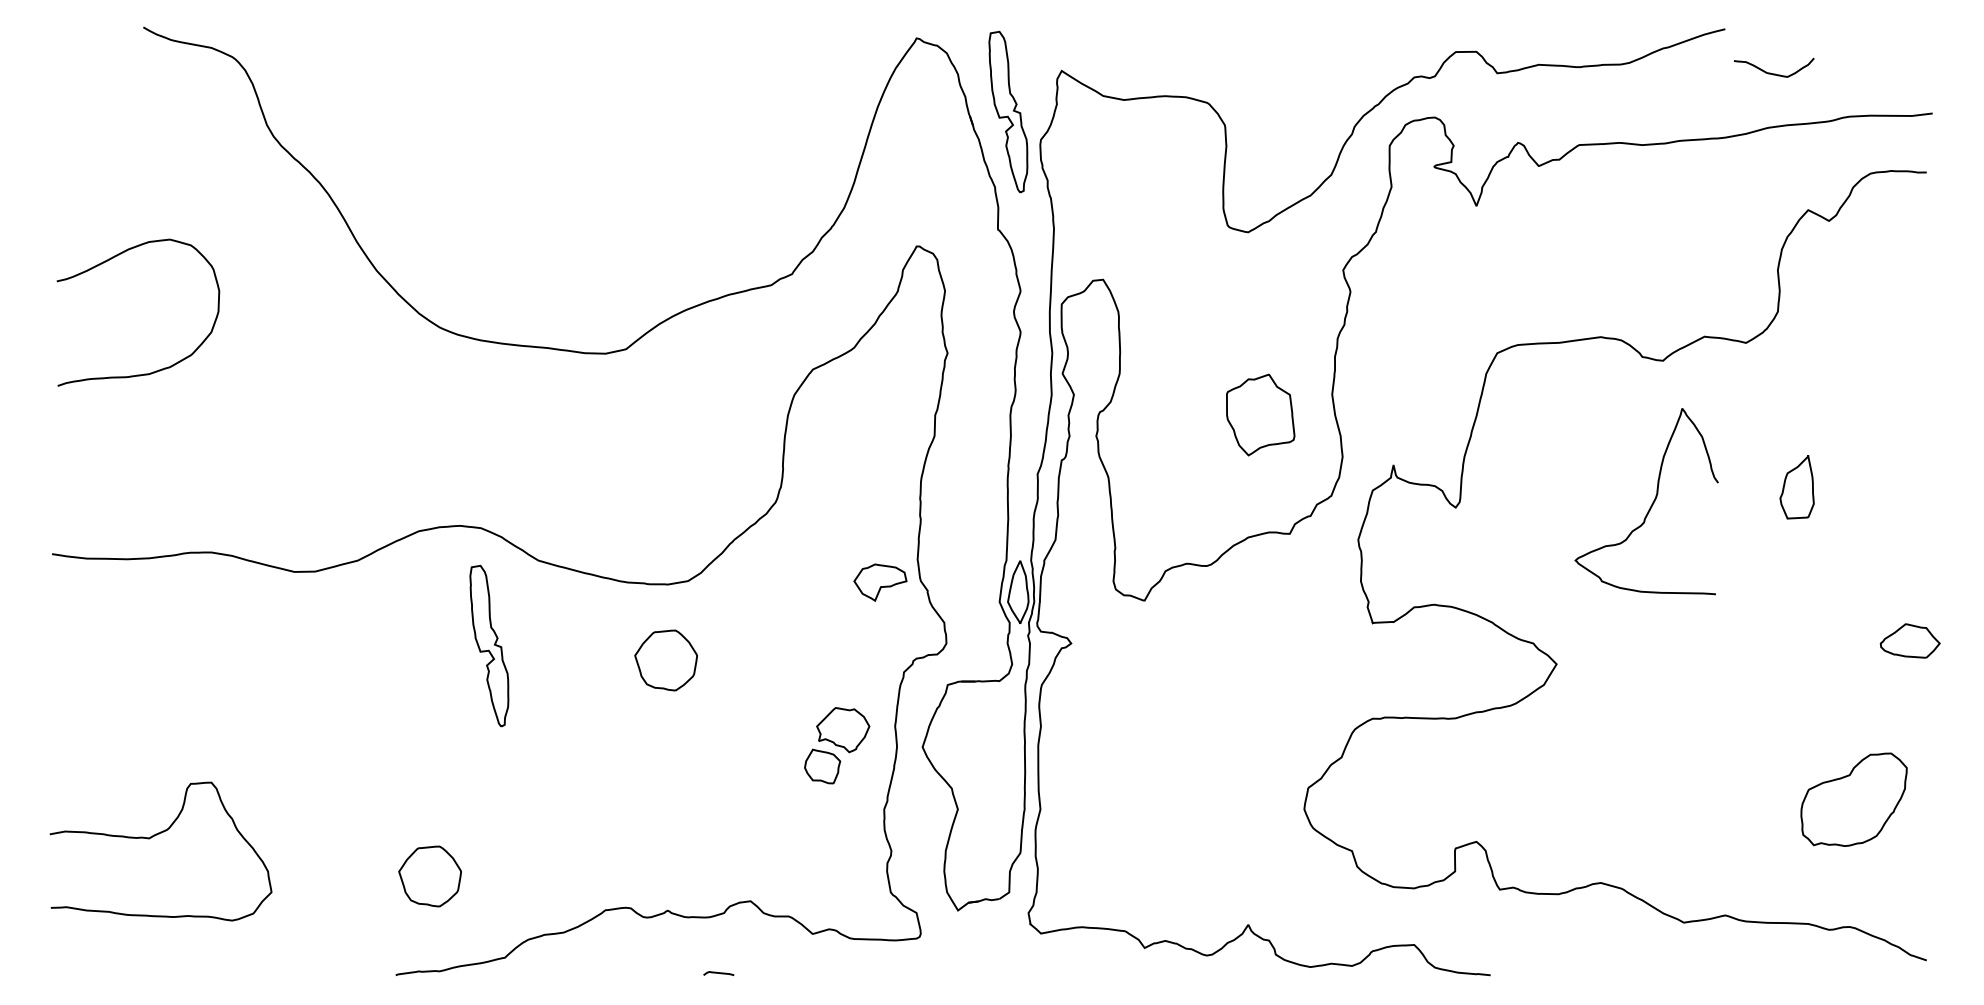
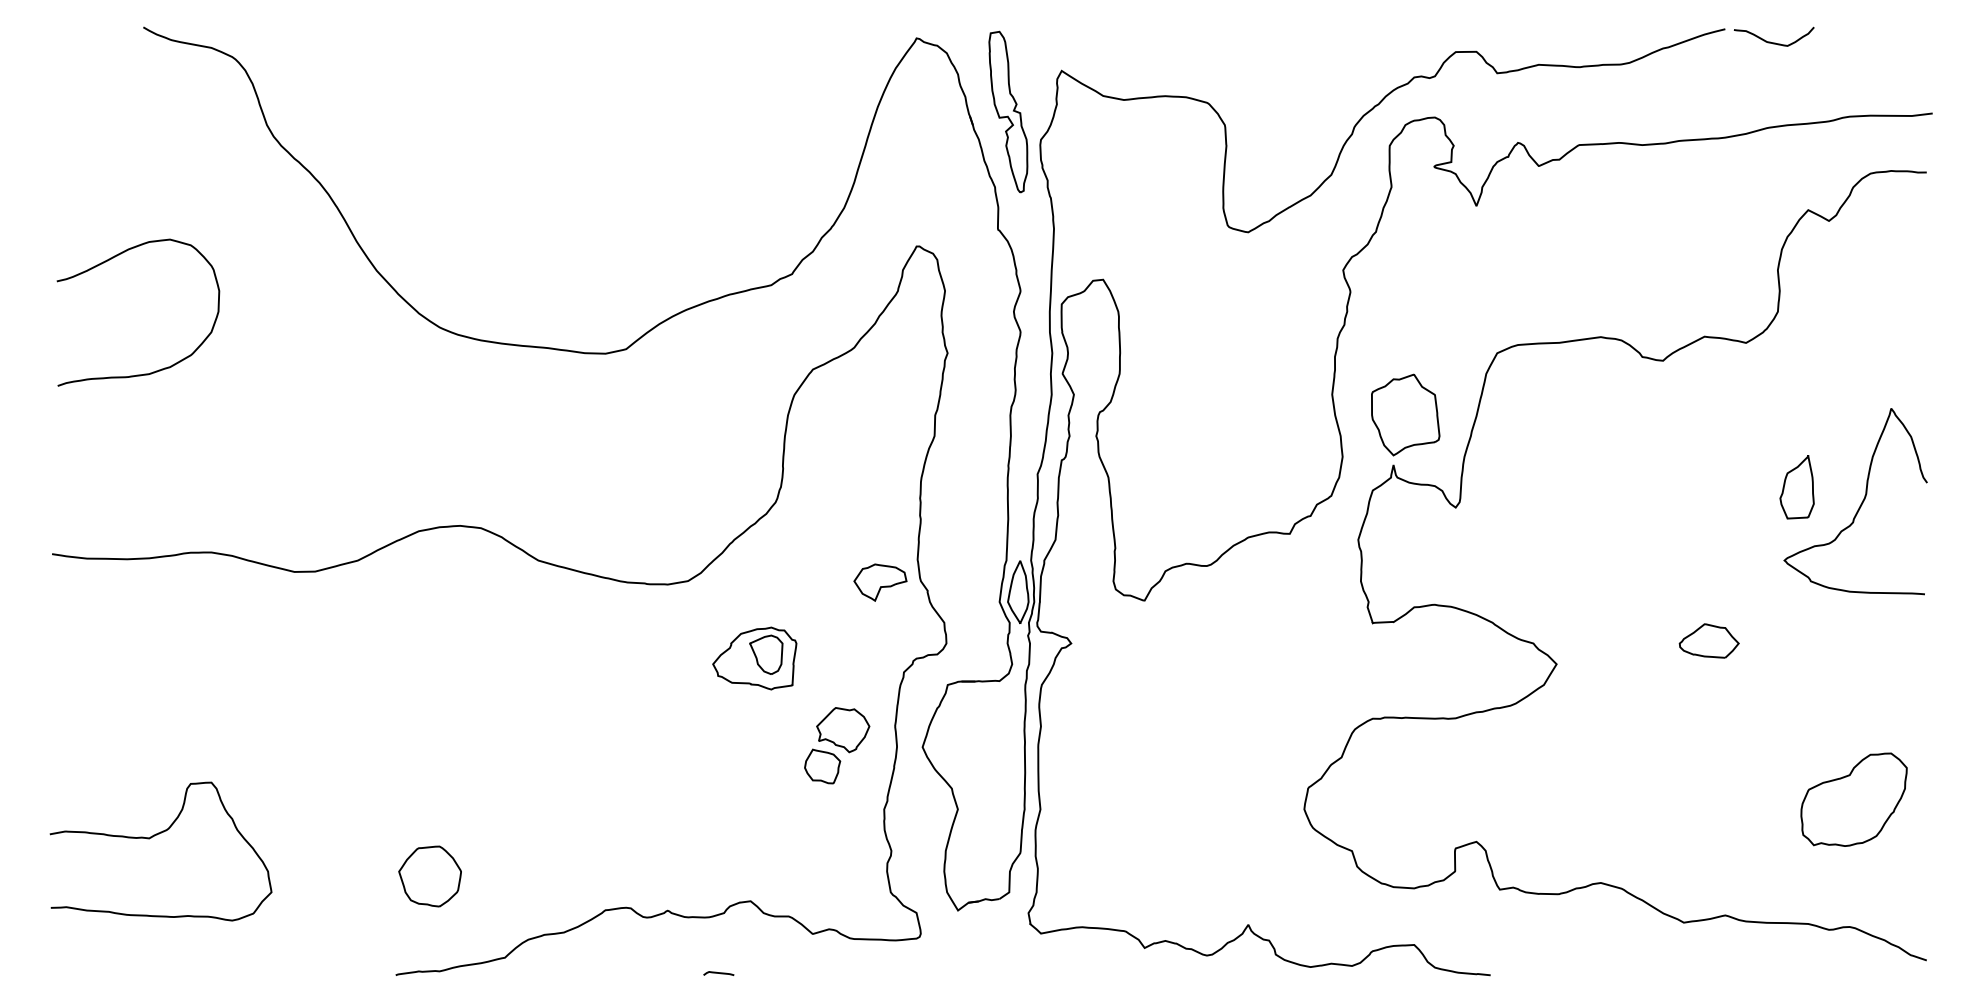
curve position: (1774, 73) -> (1774, 42) (1774, 42)
part position: (1260, 414) -> (1405, 414) (1405, 414)
curve position: (1651, 504) -> (1860, 504) (1860, 504)
part position: (1909, 640) -> (1708, 640) (1708, 640)
part: present -> none (489, 645)
part: none -> present (754, 658)
part: present -> none (665, 660)
